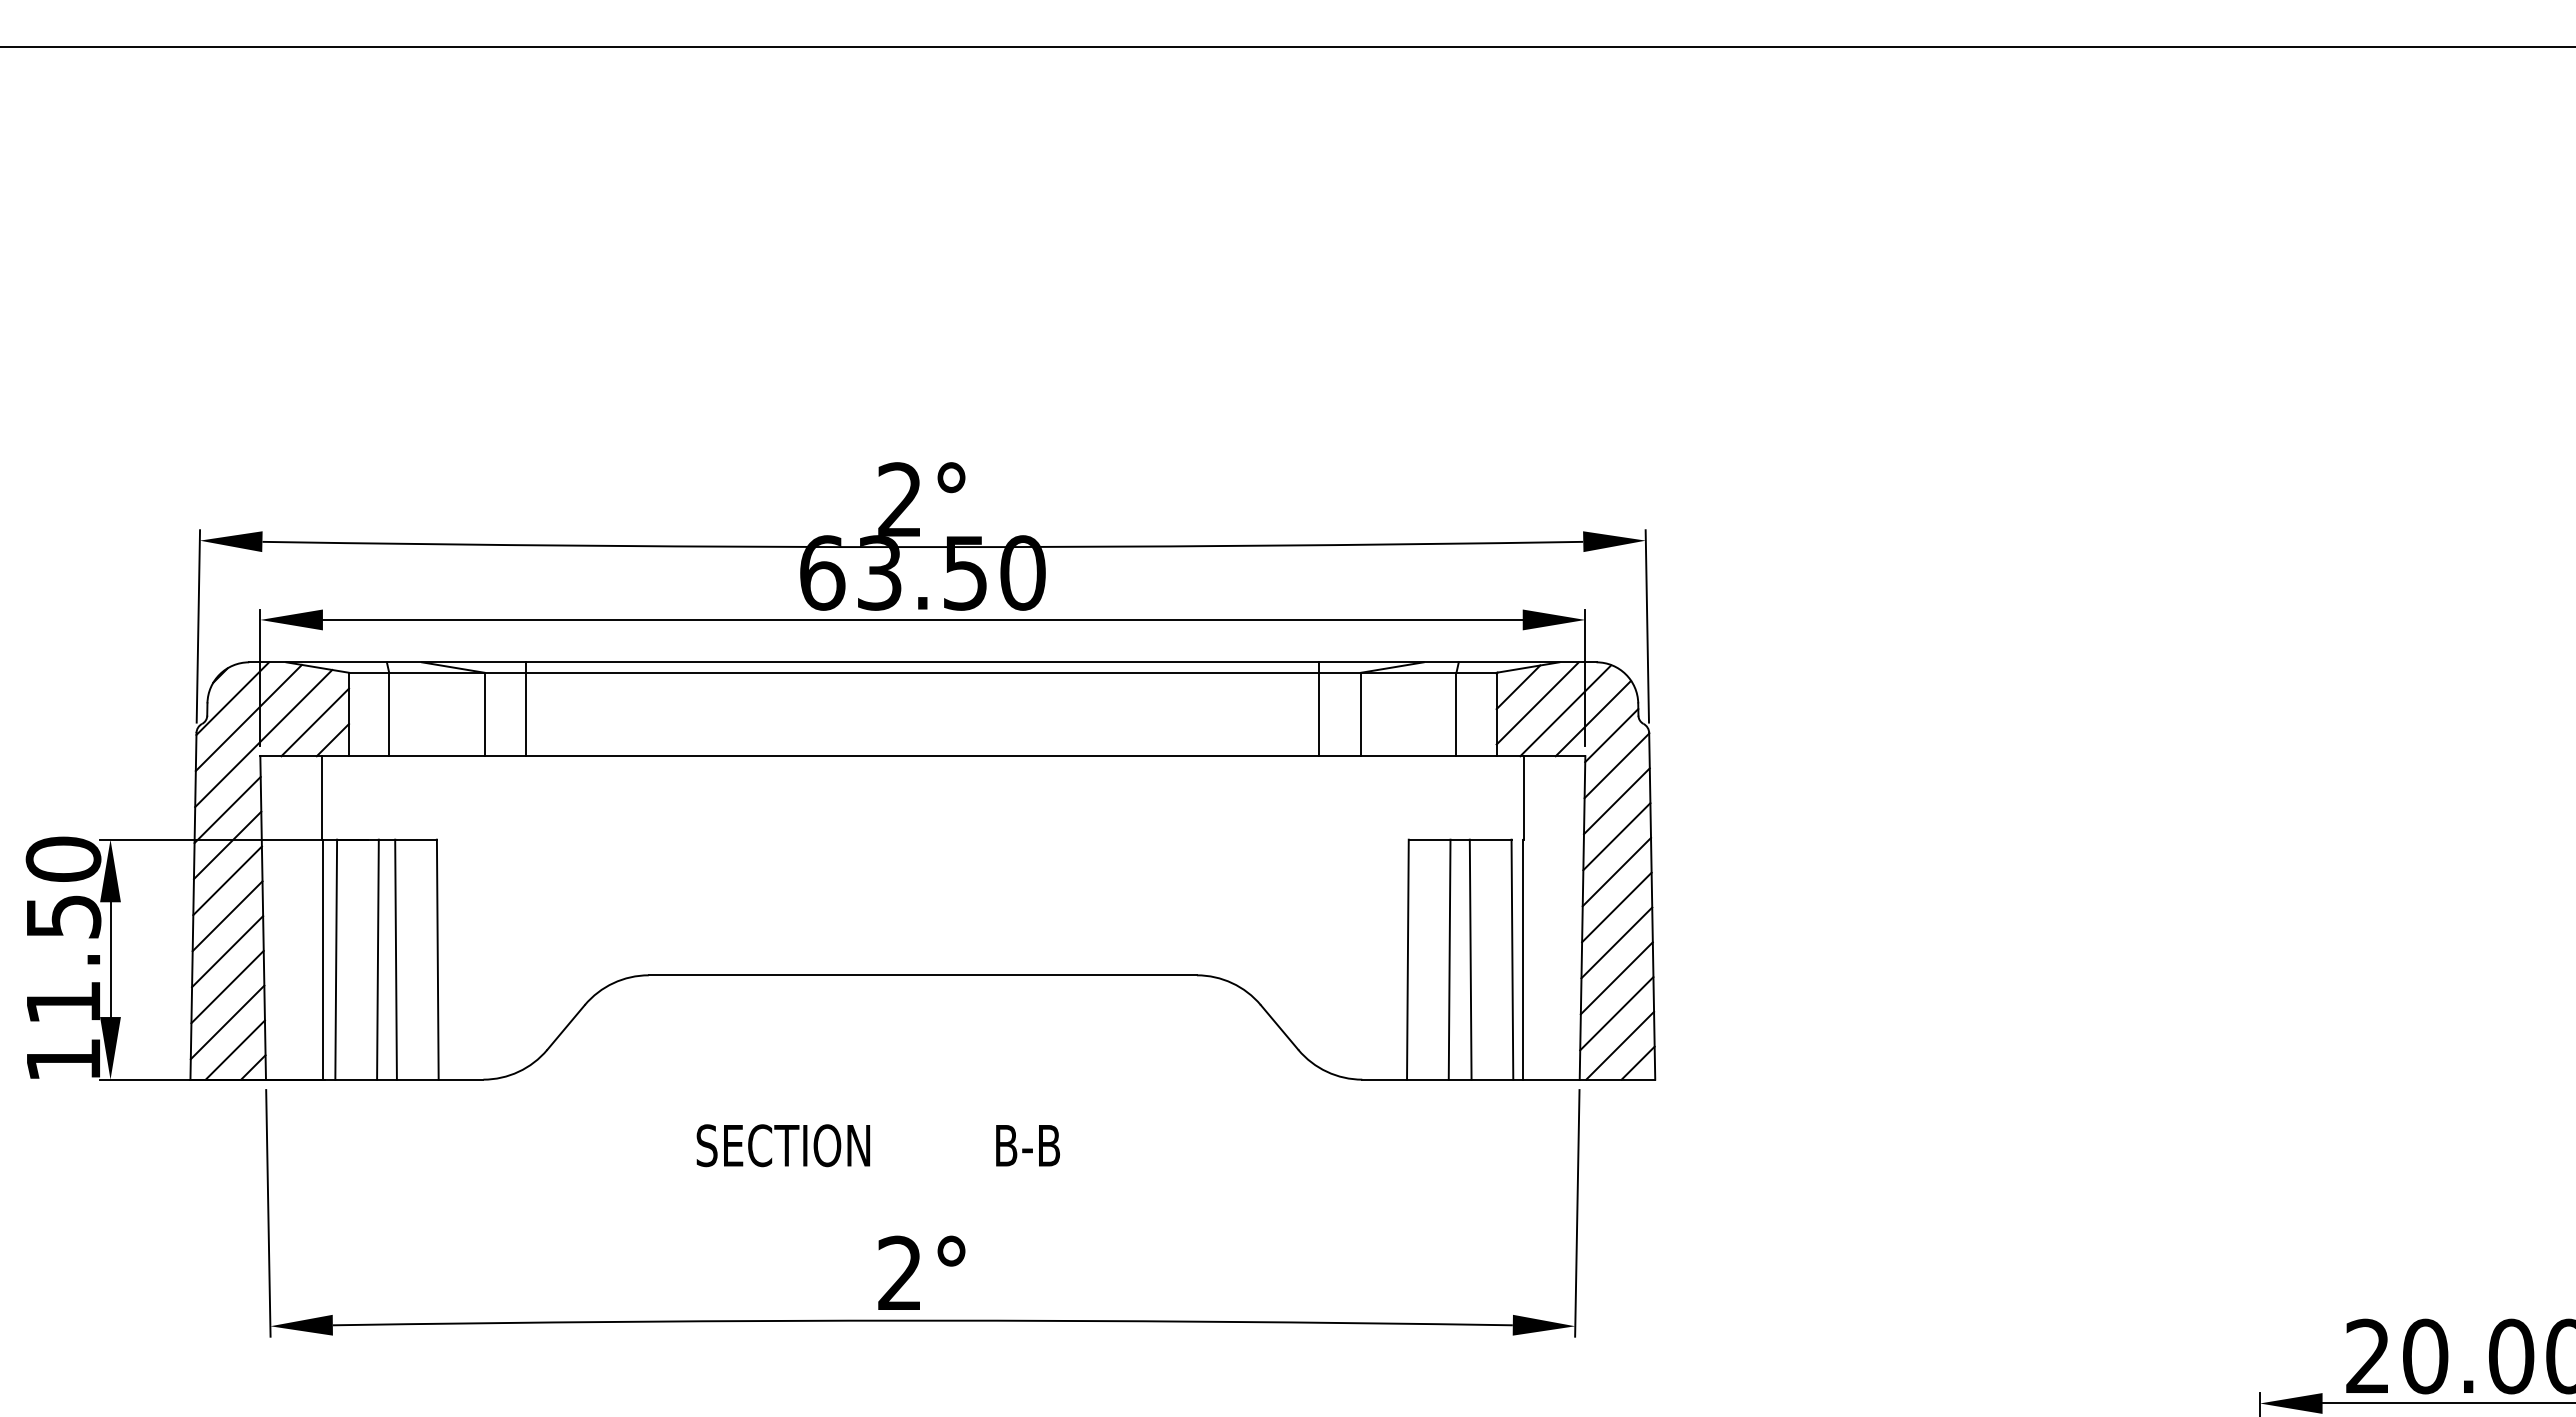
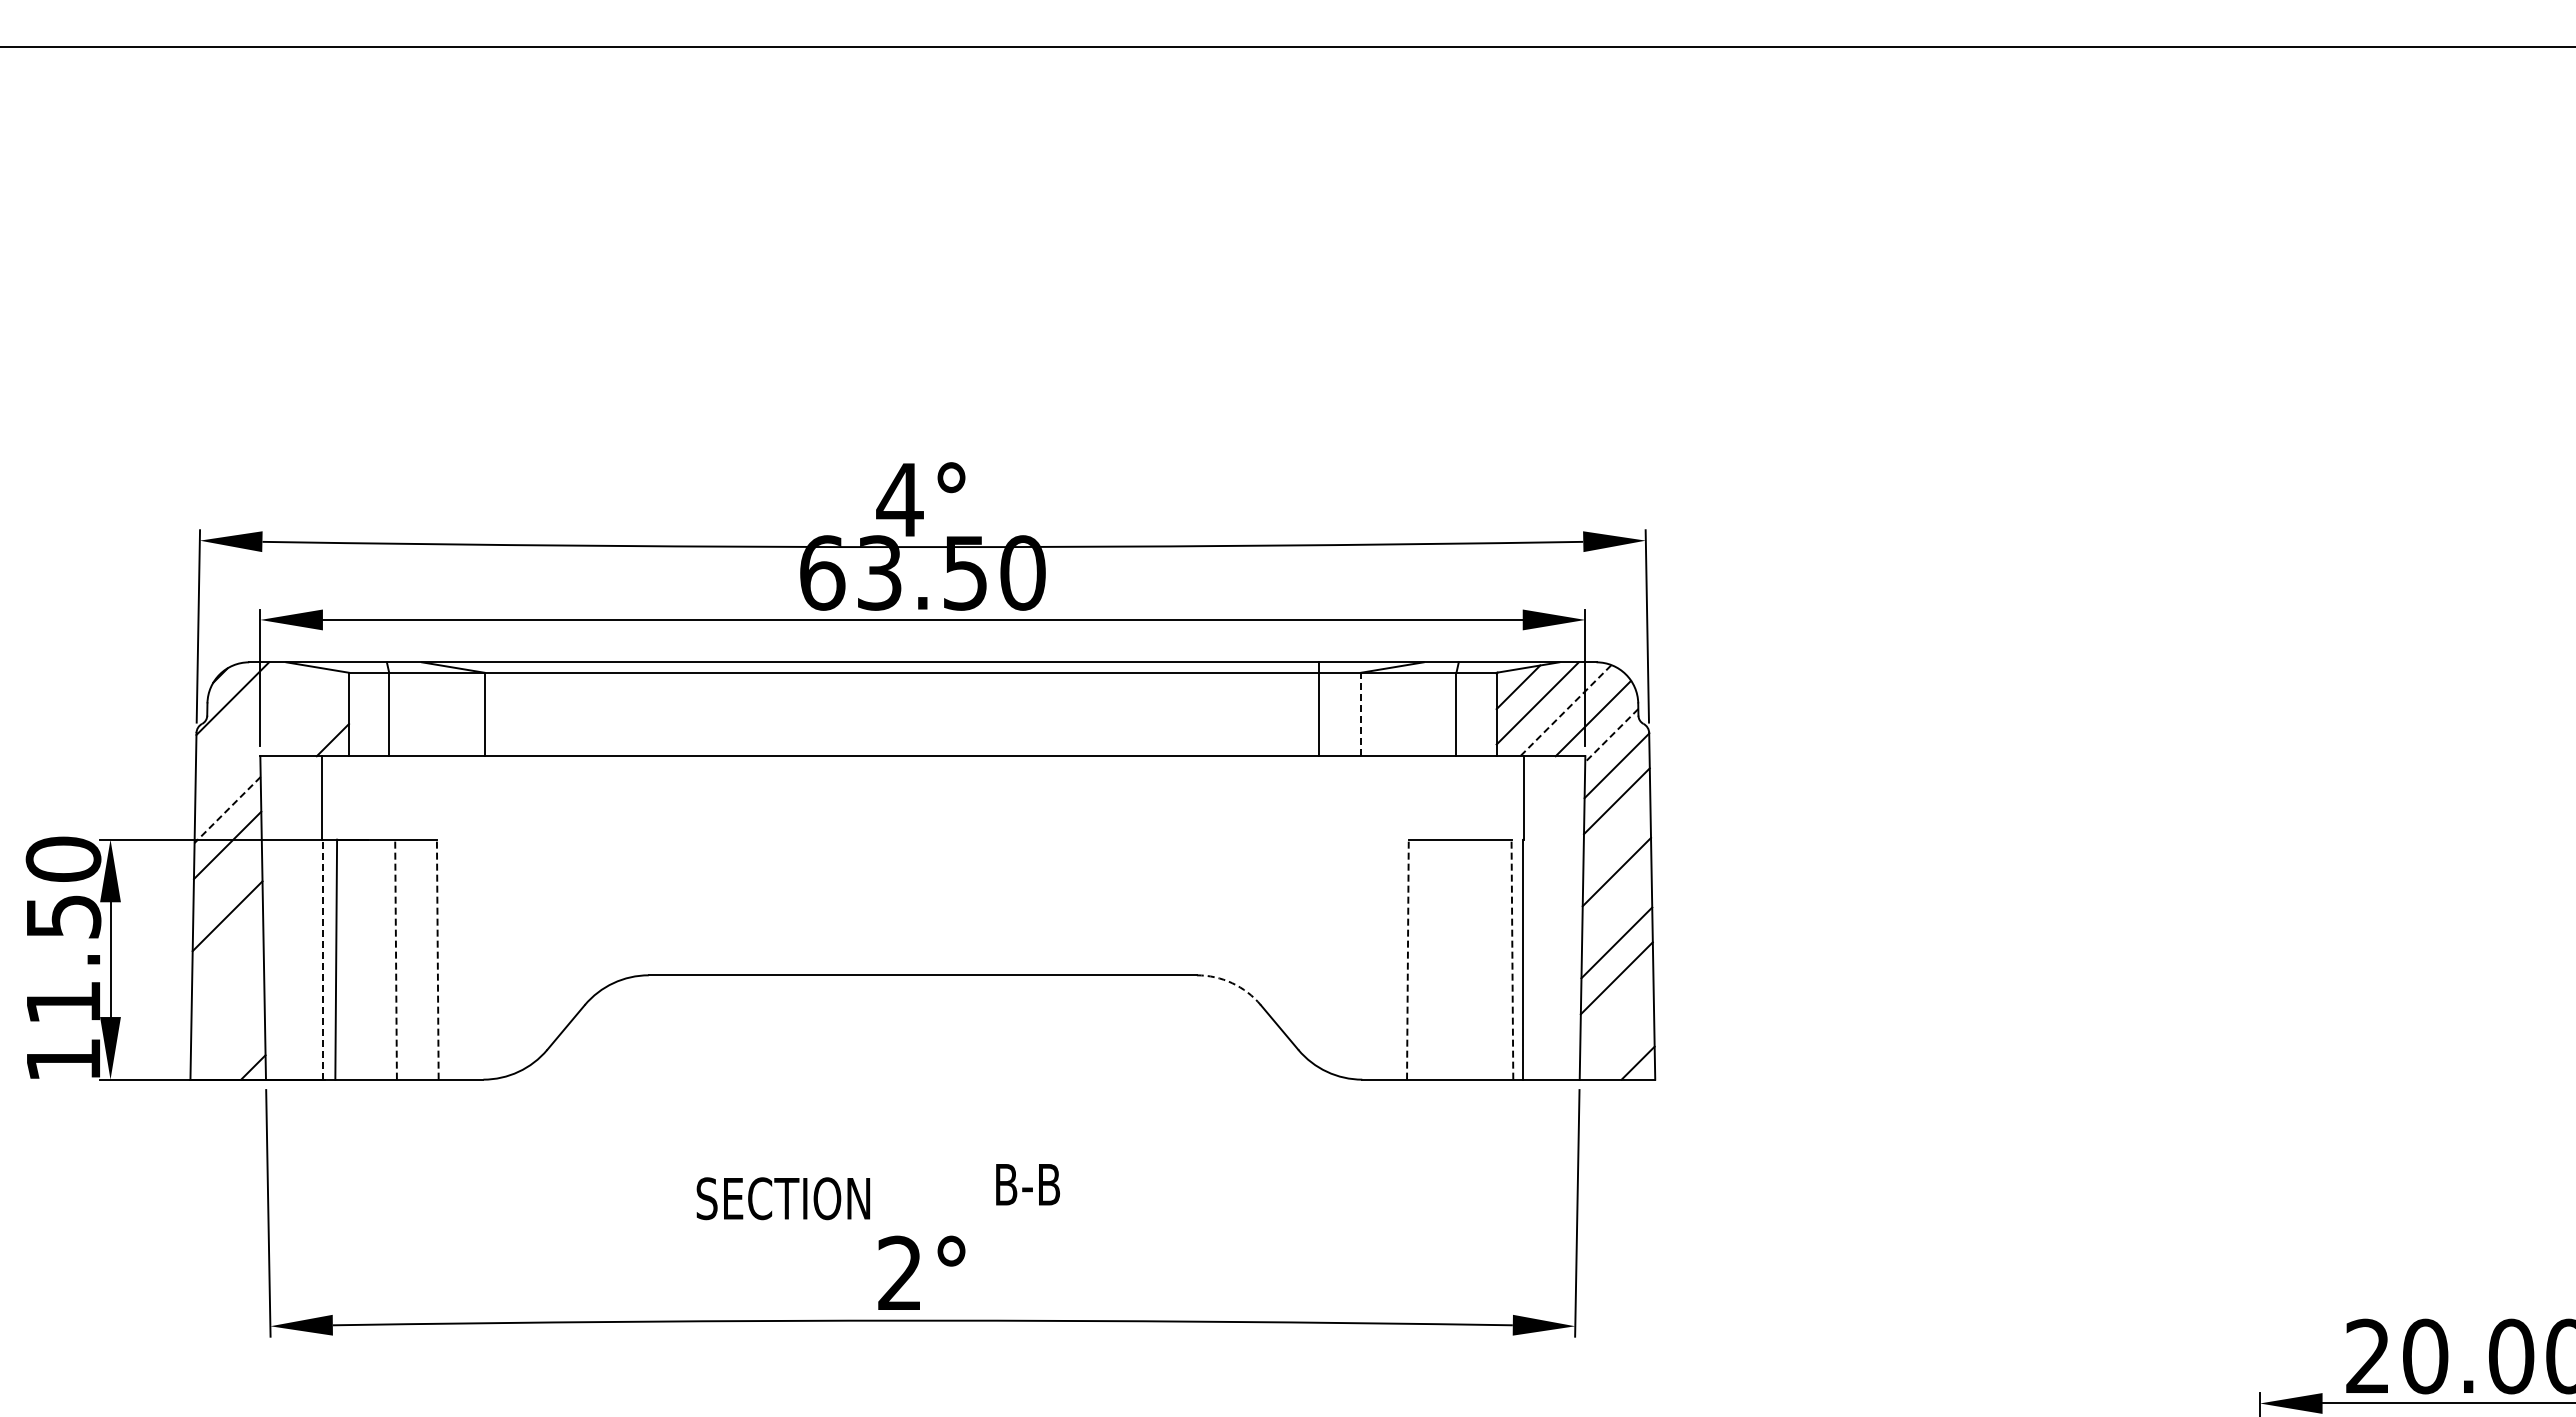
text: 2° -> 4° (899, 499)
line: present -> none (526, 709)
line: solid -> dashed (1565, 711)
line: solid -> dashed (1361, 714)
line: present -> none (248, 717)
line: present -> none (315, 722)
line: solid -> dashed (1611, 735)
line: present -> none (263, 738)
line: solid -> dashed (227, 810)
line: present -> none (1616, 836)
line: present -> none (227, 880)
line: present -> none (1616, 907)
line: present -> none (227, 951)
line: solid -> dashed (322, 959)
line: present -> none (377, 959)
line: solid -> dashed (396, 959)
line: solid -> dashed (437, 959)
line: solid -> dashed (1407, 959)
line: present -> none (1449, 959)
line: present -> none (1470, 959)
line: solid -> dashed (1512, 959)
arc: solid -> dashed (1232, 983)
line: present -> none (227, 986)
line: present -> none (1616, 1013)
line: present -> none (227, 1022)
line: present -> none (1620, 1045)
line: present -> none (234, 1049)
text position: (782, 1145) -> (782, 1198) (782, 1198)
text position: (1027, 1145) -> (1027, 1184) (1027, 1184)
